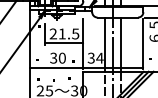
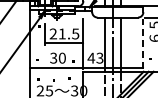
line: solid -> dashed (143, 44)
text: 34 -> 43 (95, 57)
